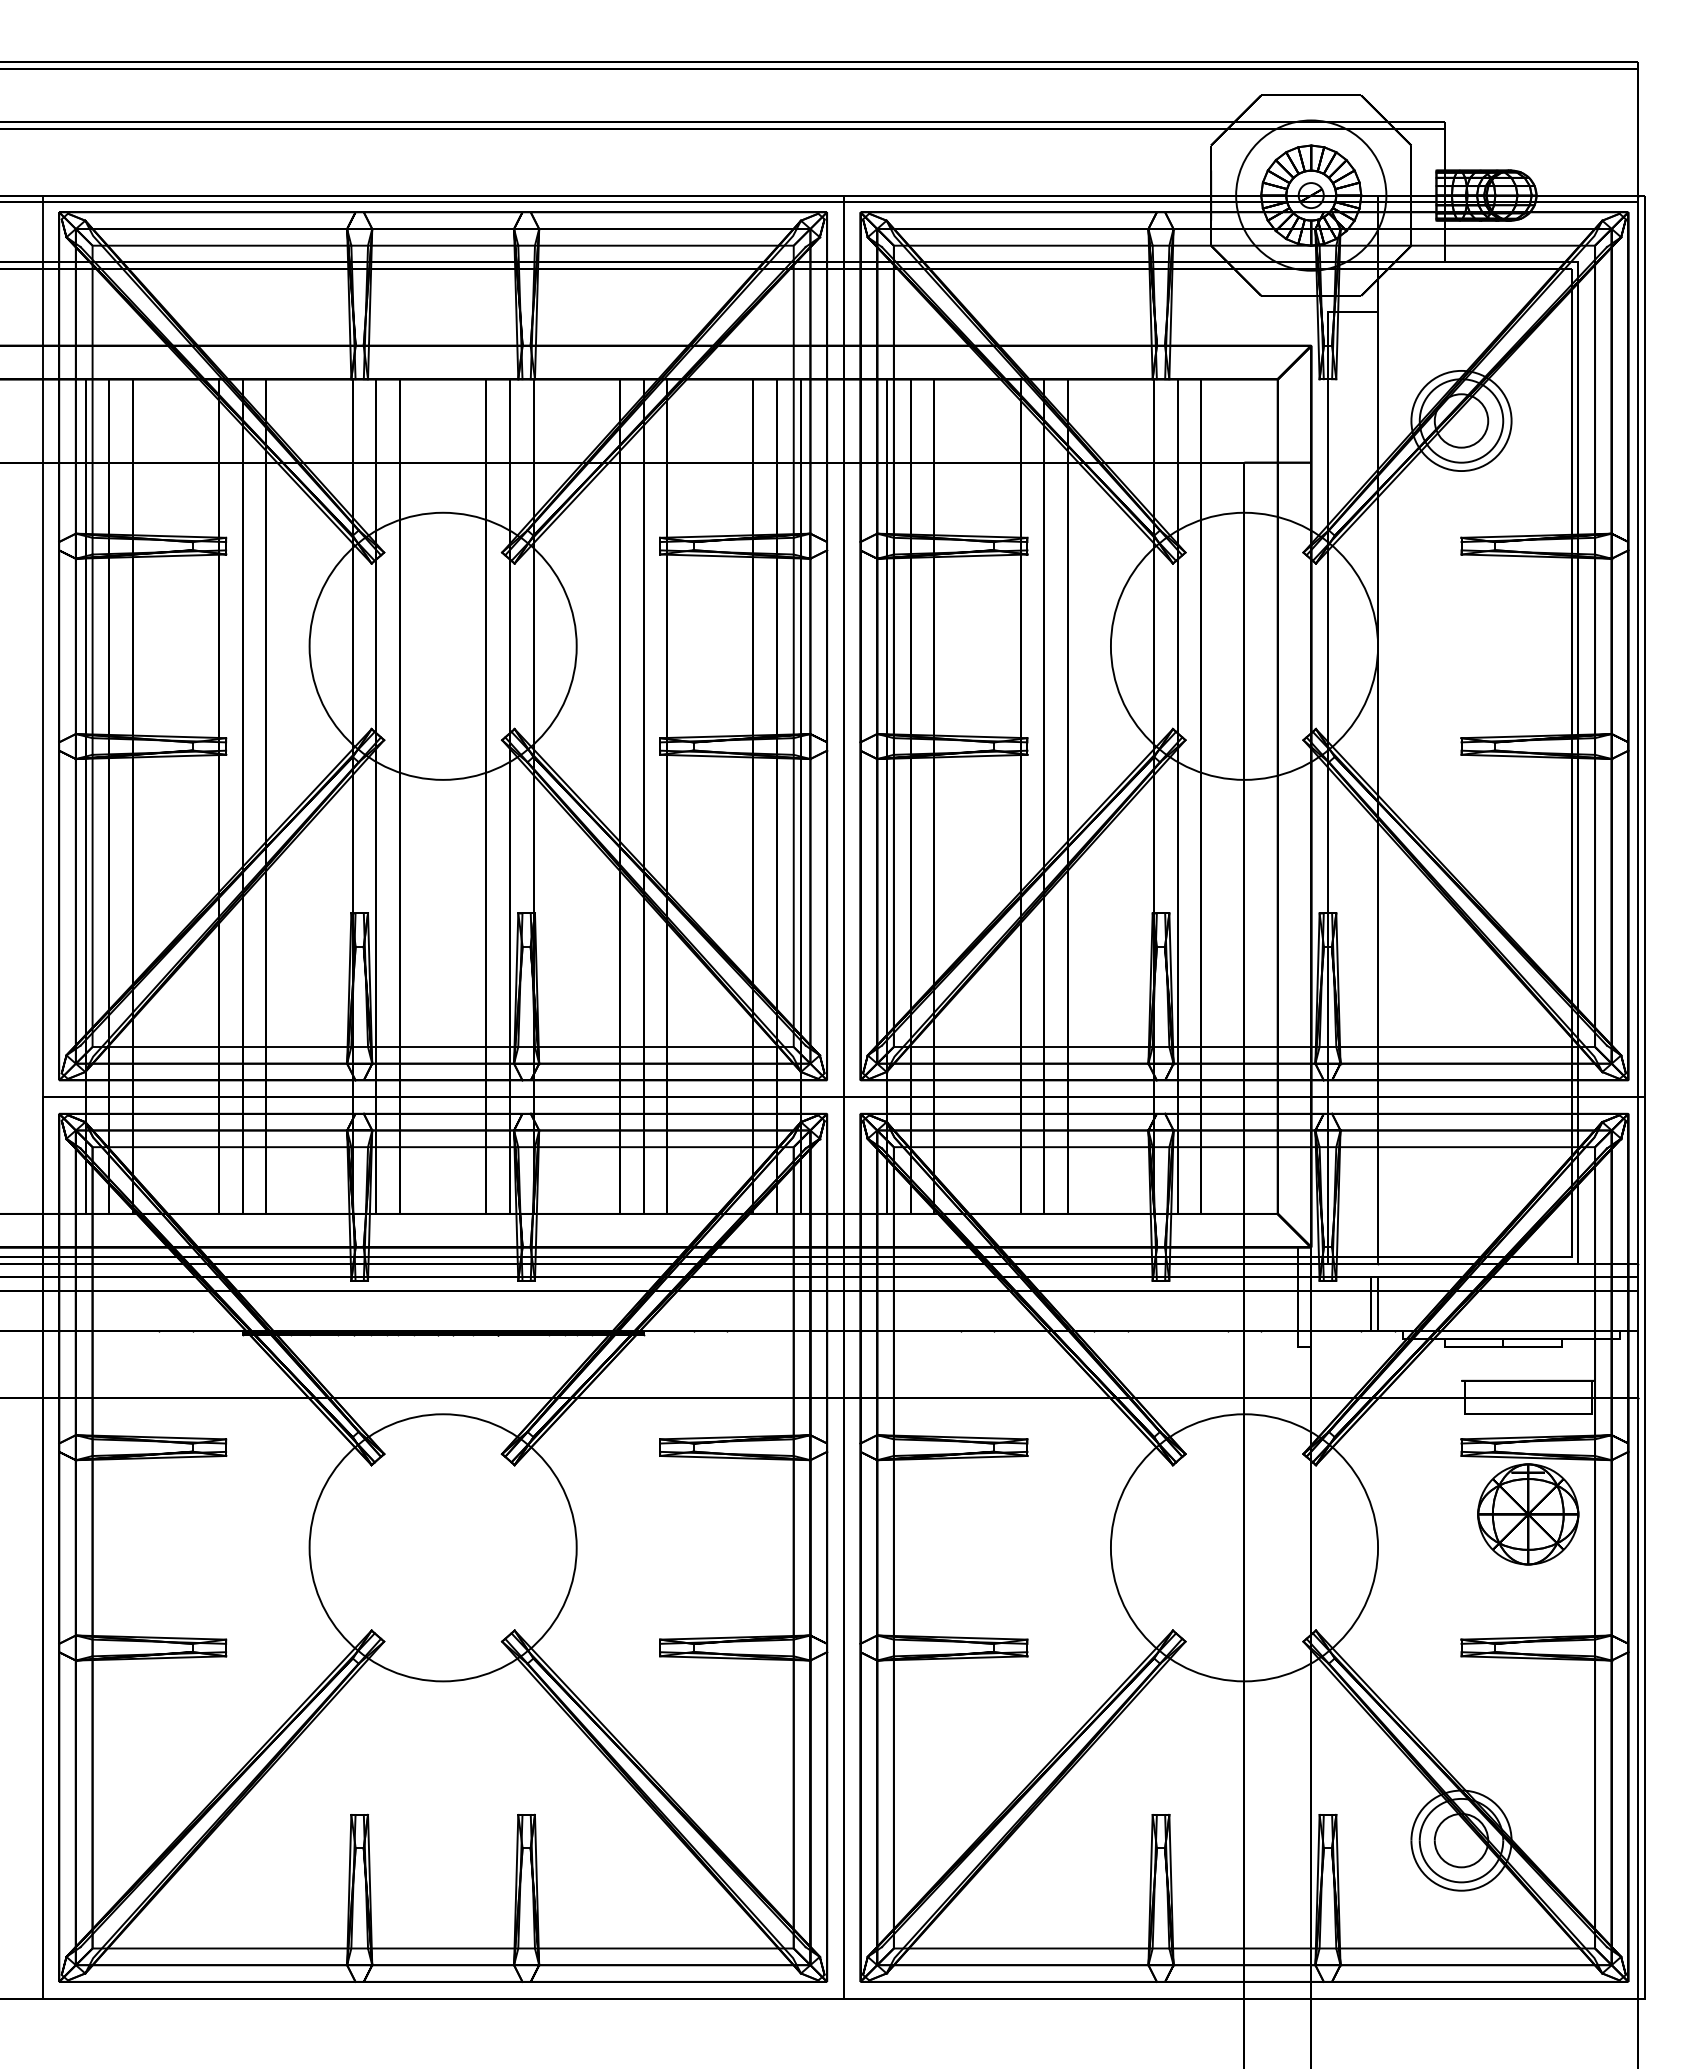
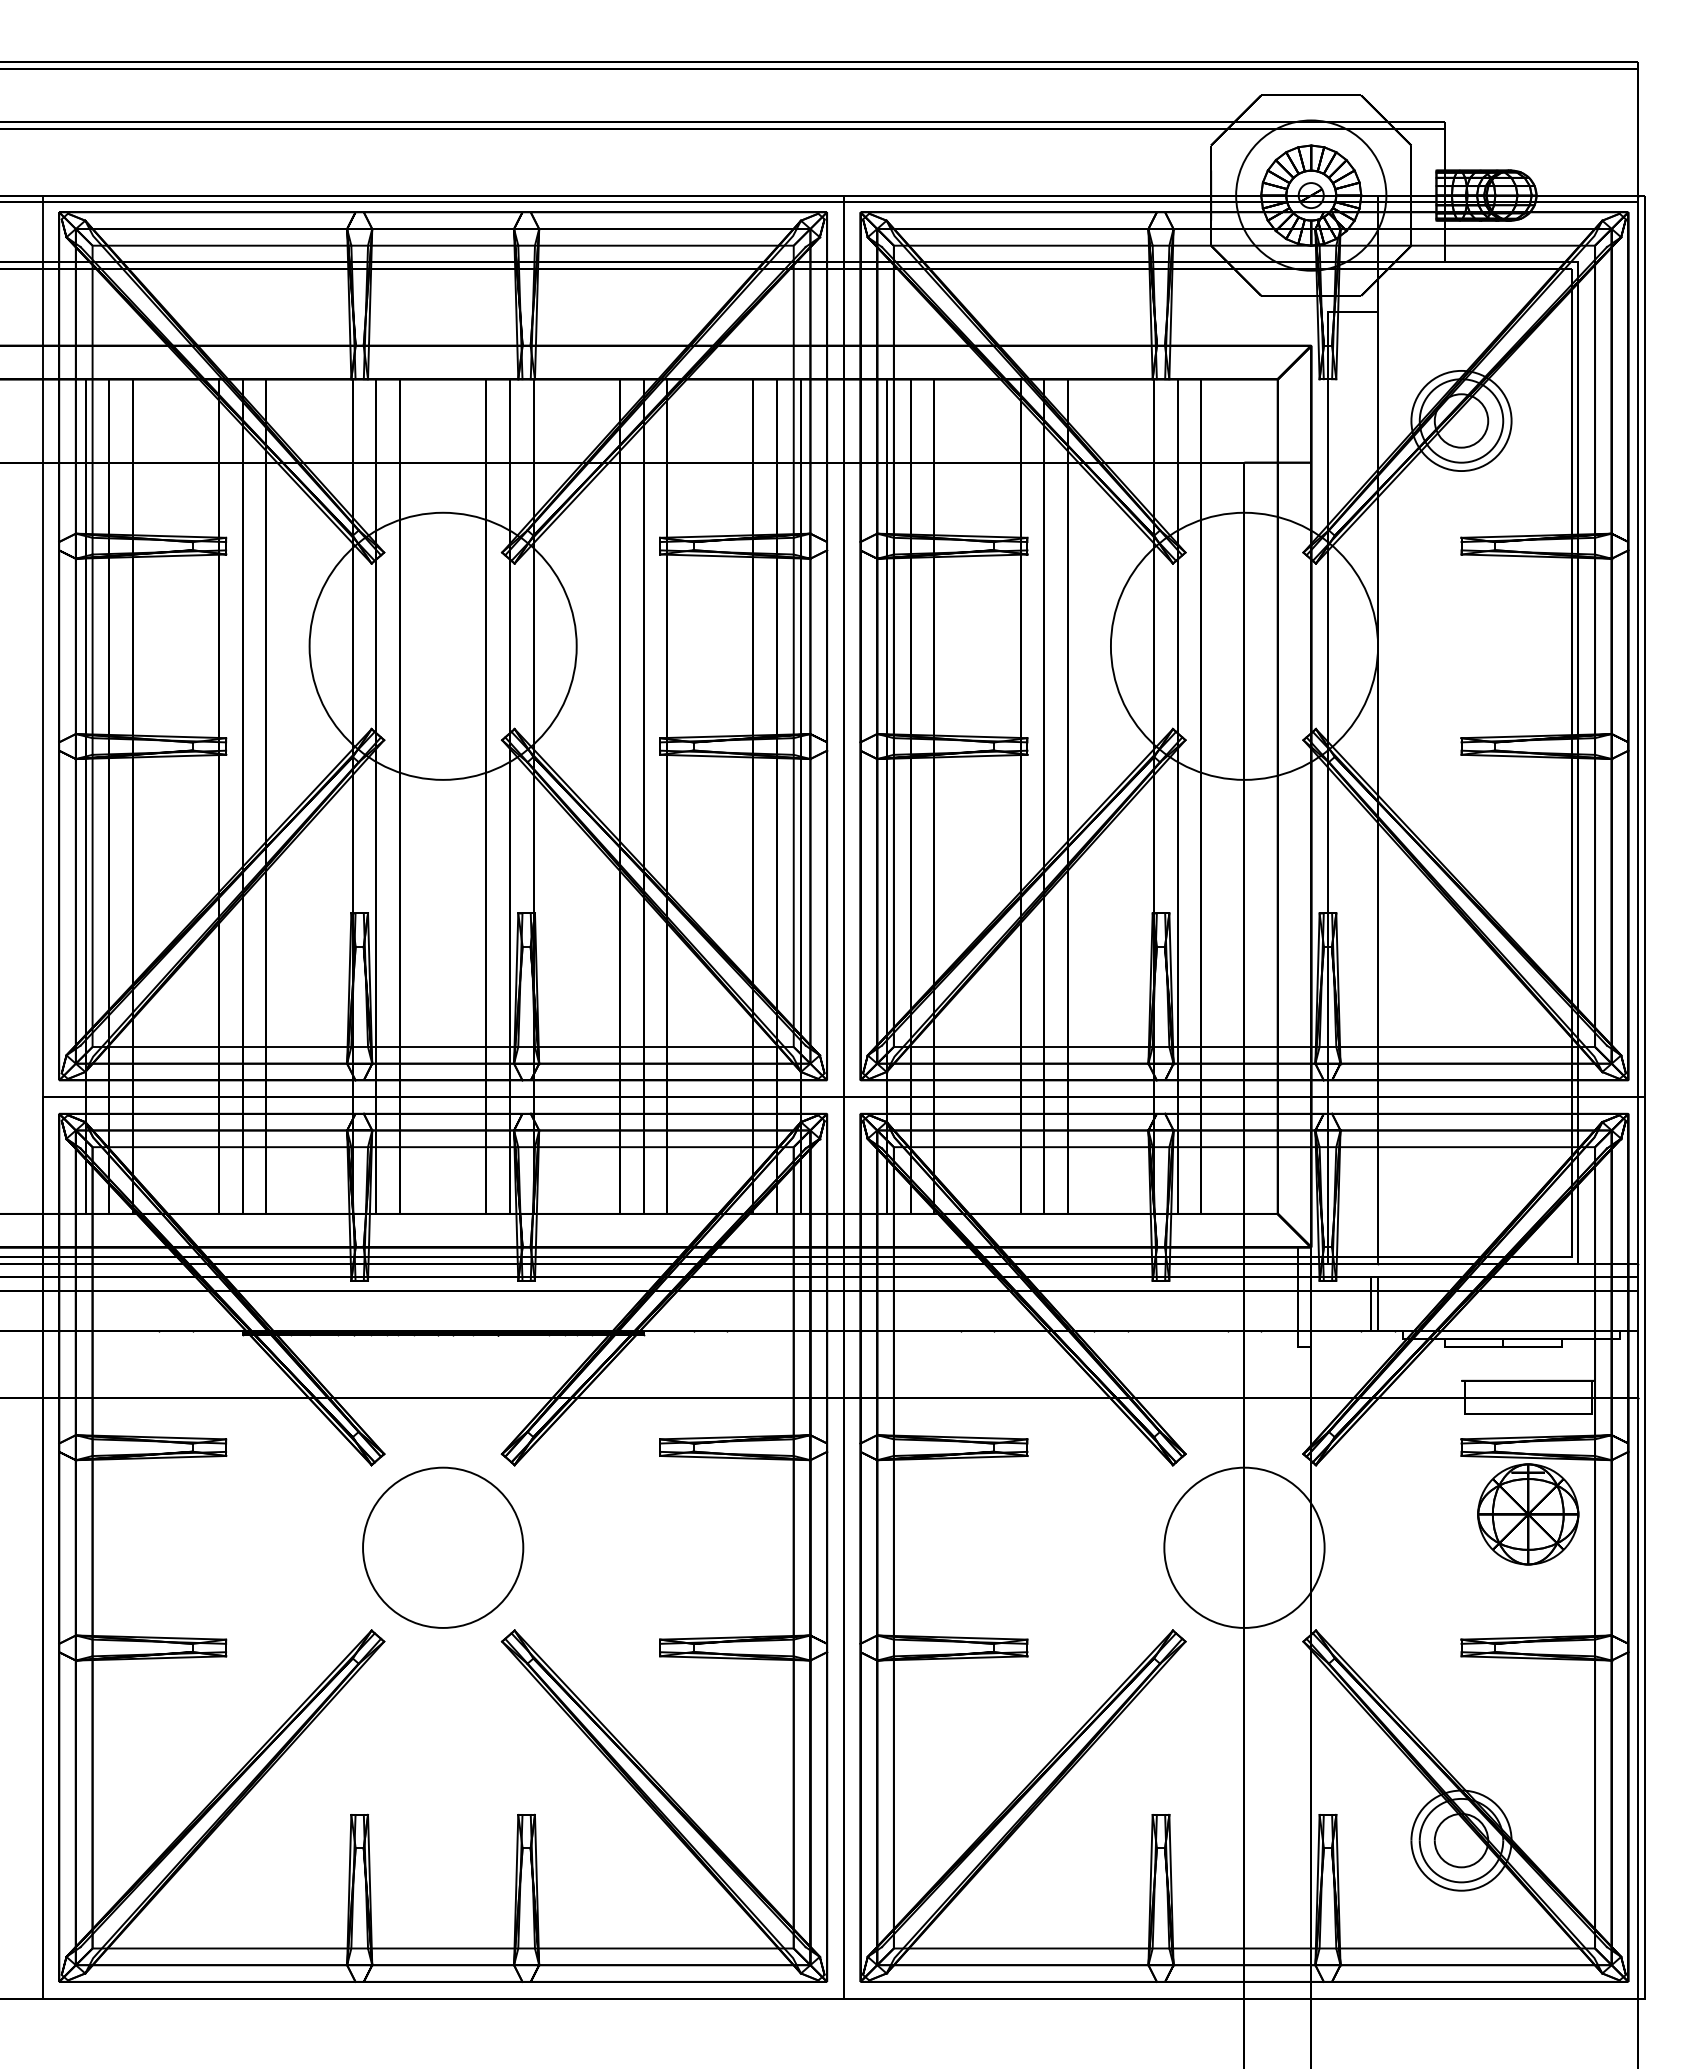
circle diameter: 267 px -> 160 px (443, 1547)
circle diameter: 267 px -> 160 px (1244, 1547)
